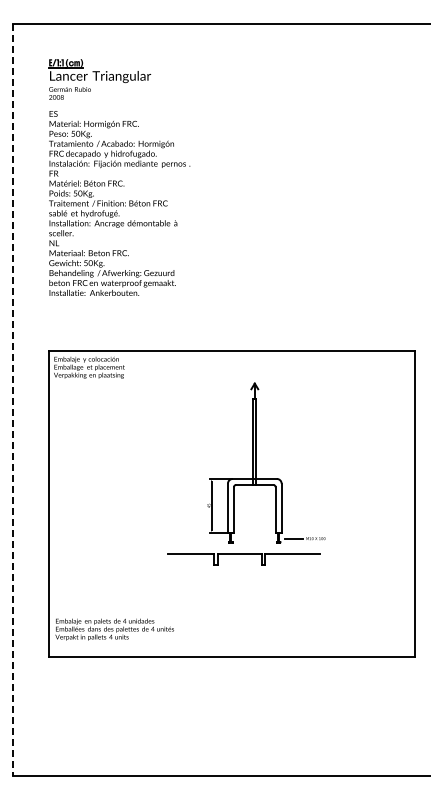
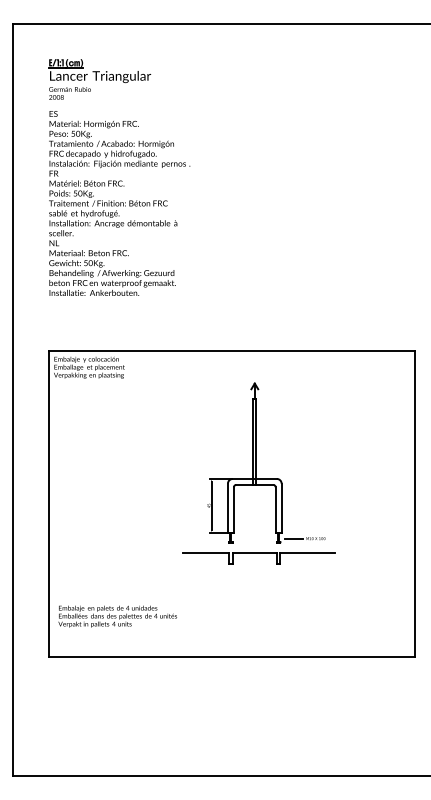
line: dashed -> solid (12, 400)
part position: (243, 559) -> (258, 558) (258, 558)
text position: (114, 629) -> (117, 616) (117, 616)
